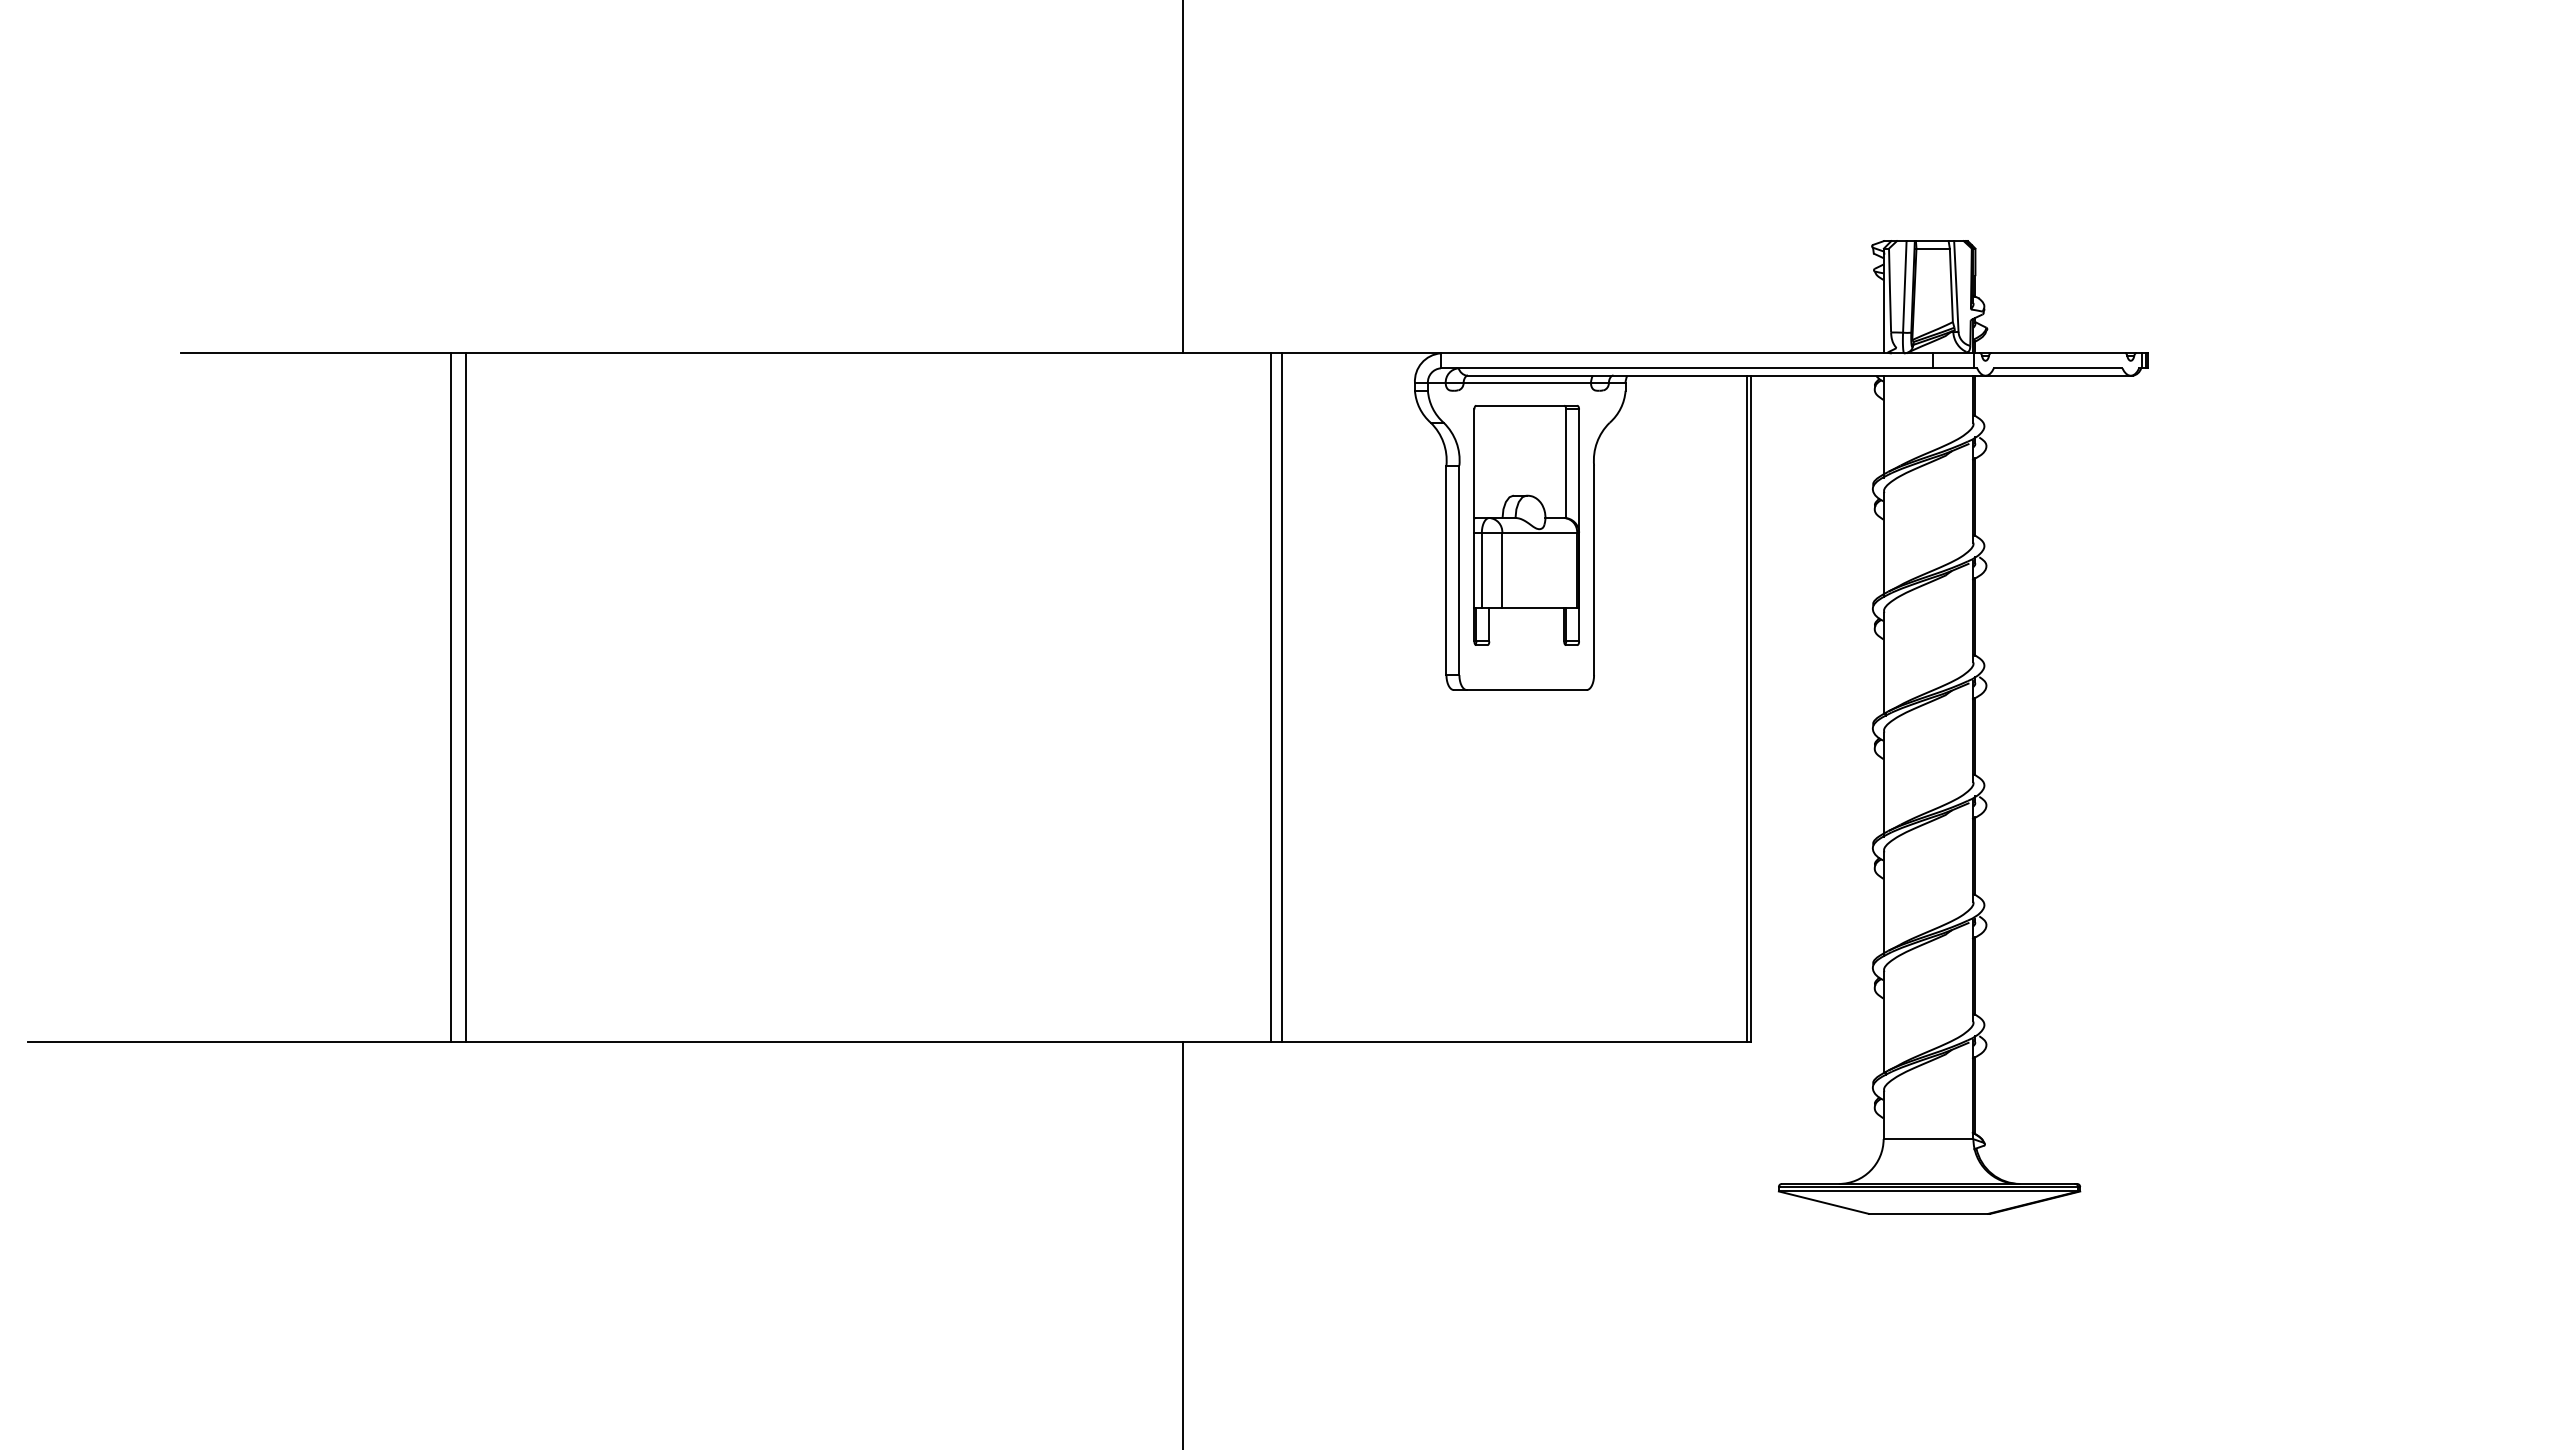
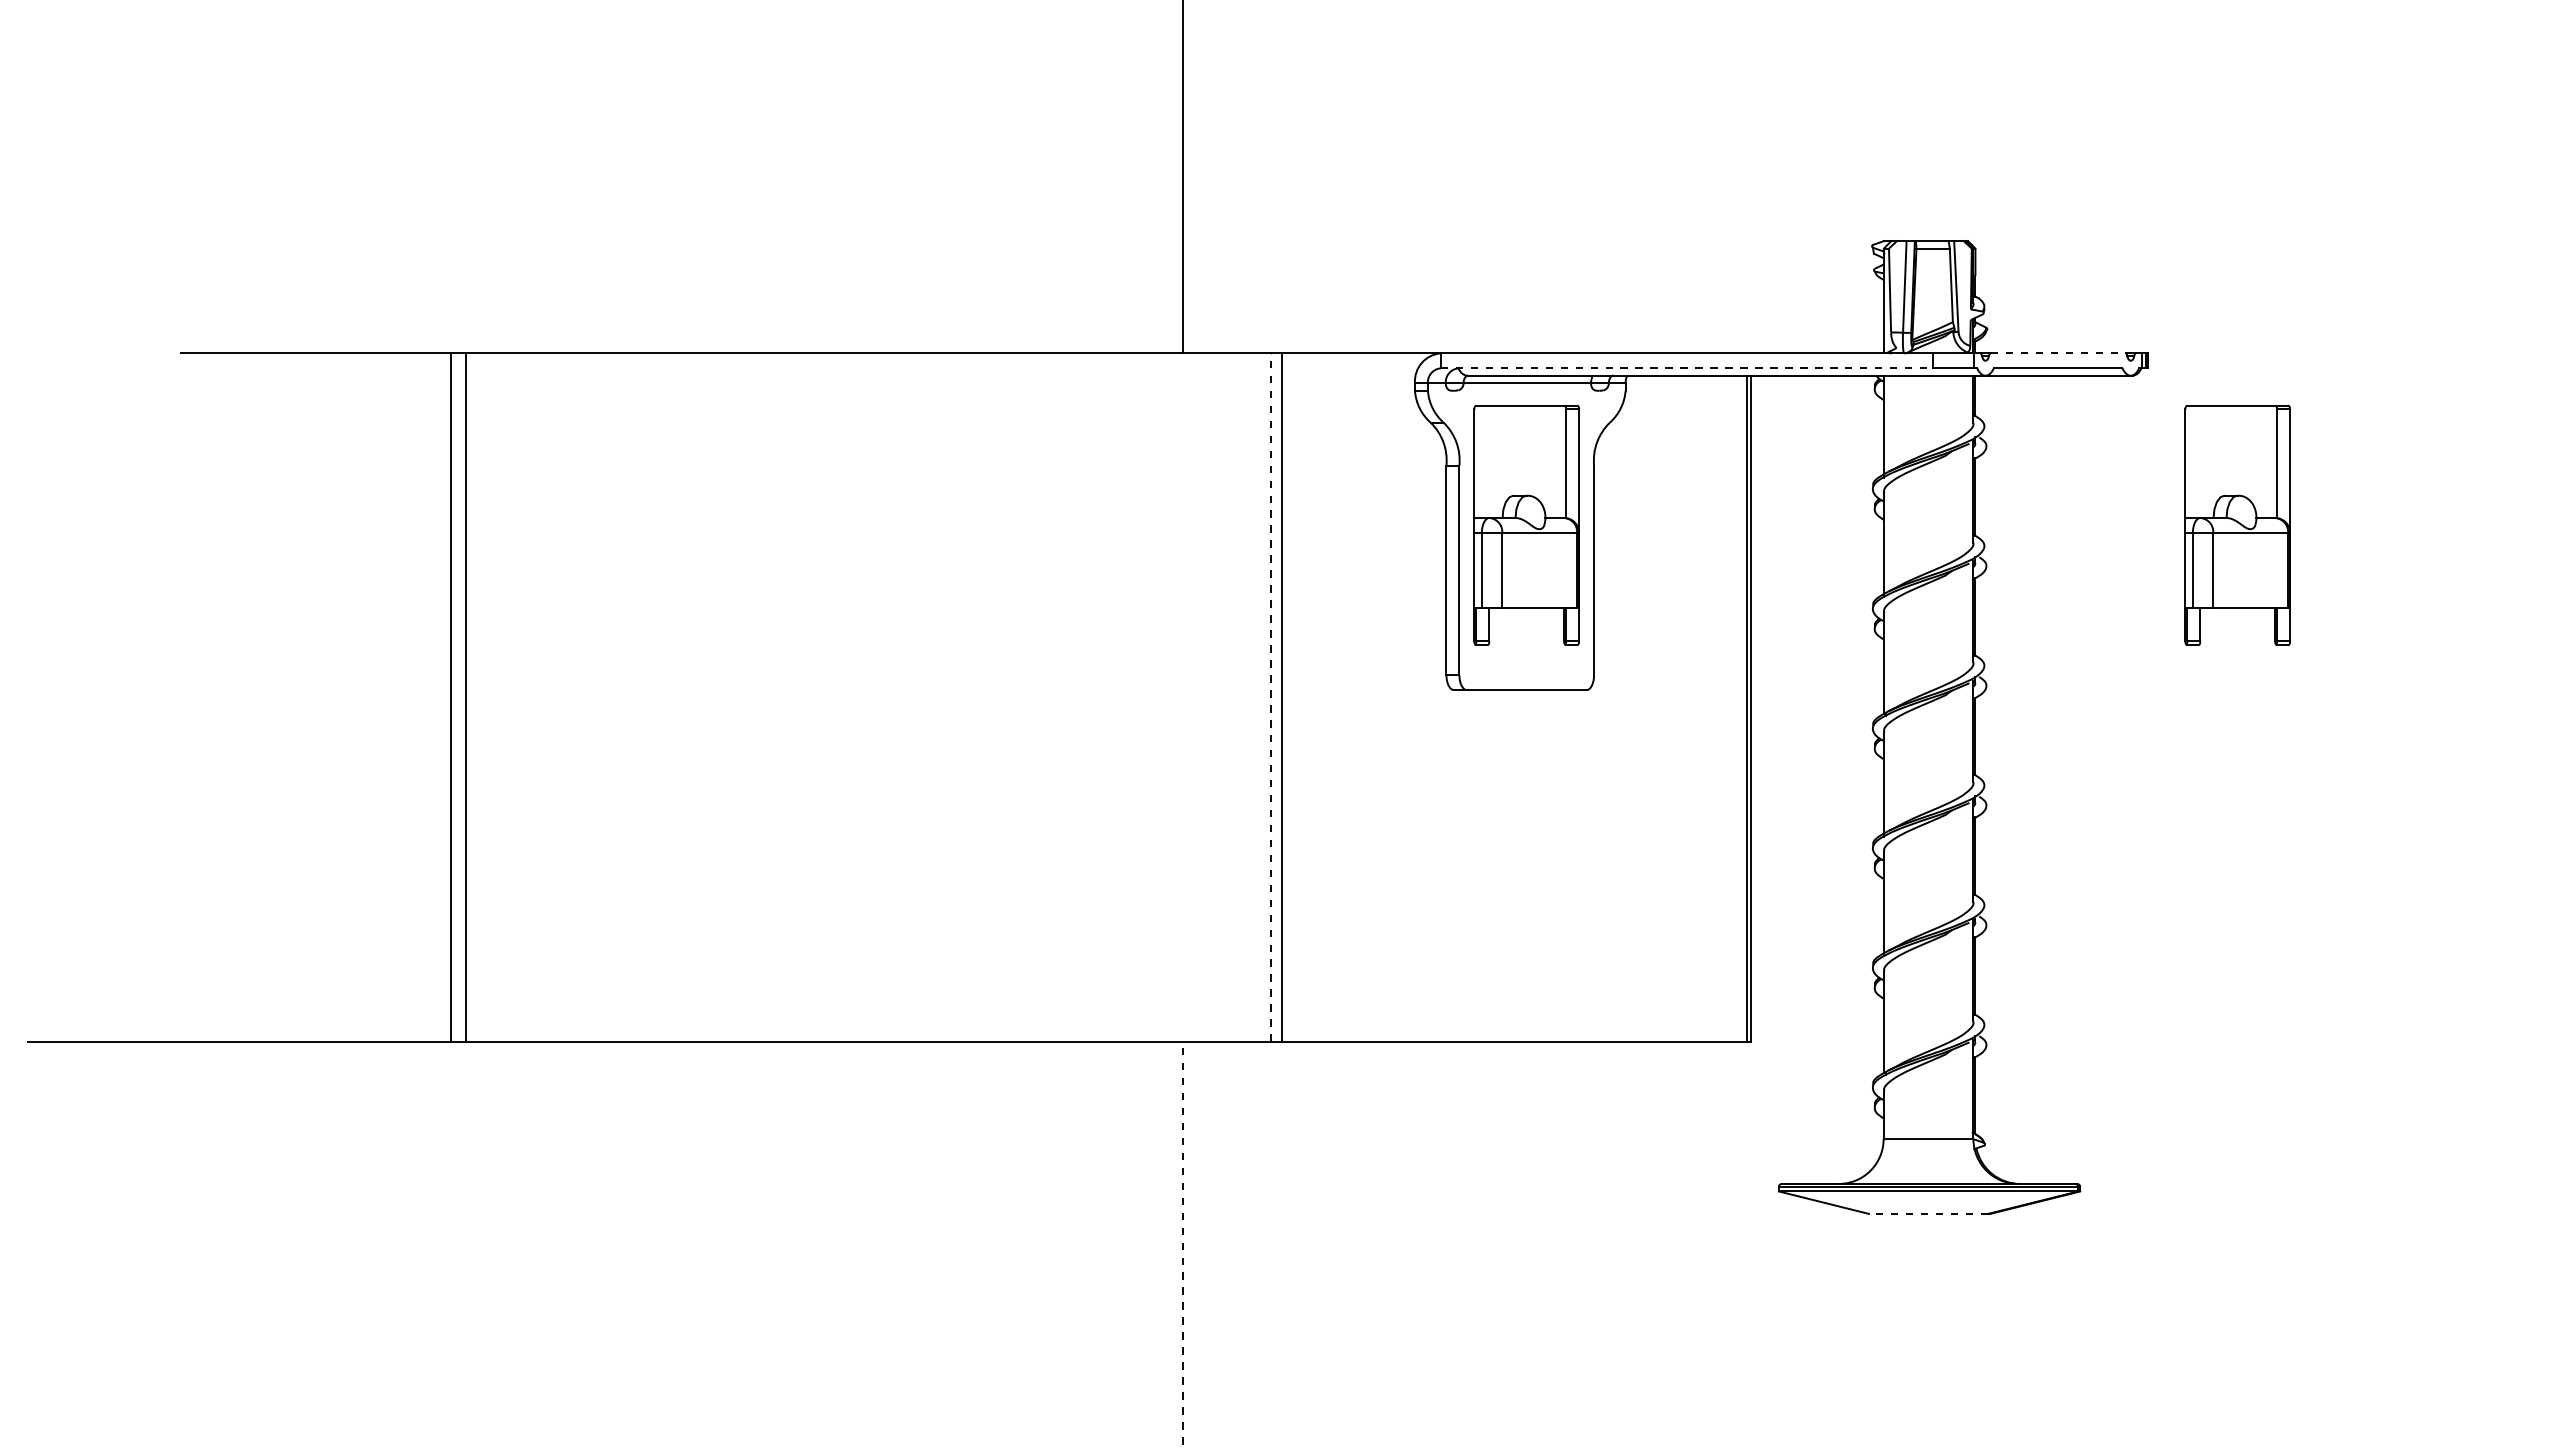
line: solid -> dashed (2058, 353)
line: solid -> dashed (1687, 368)
part: none -> present (2237, 525)
line: solid -> dashed (1271, 697)
line: solid -> dashed (1928, 1213)
line: solid -> dashed (1182, 1245)
